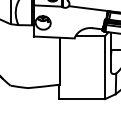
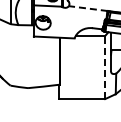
line: solid -> dashed (88, 8)
line: solid -> dashed (105, 67)
